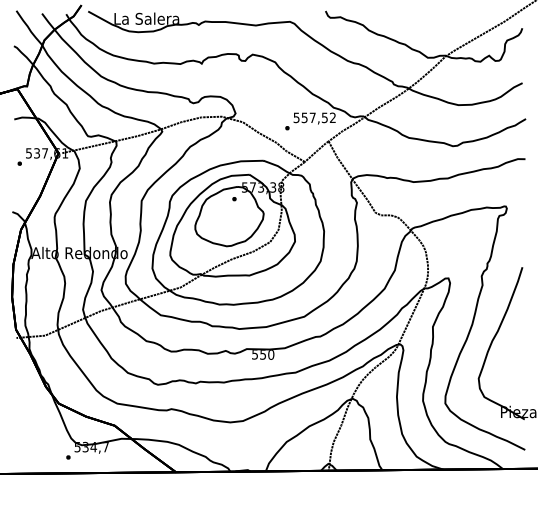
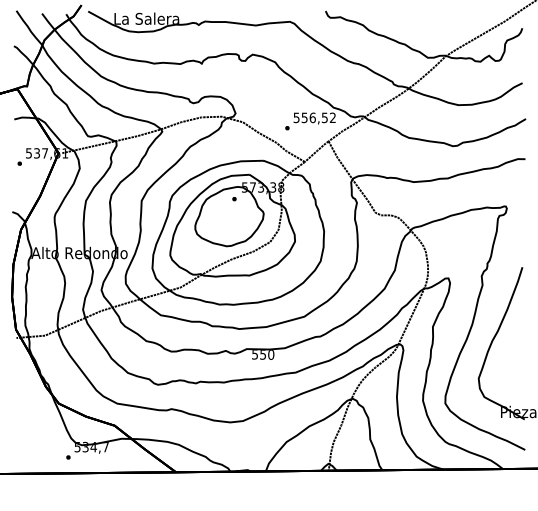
text: 557,52 -> 556,52 (312, 117)
